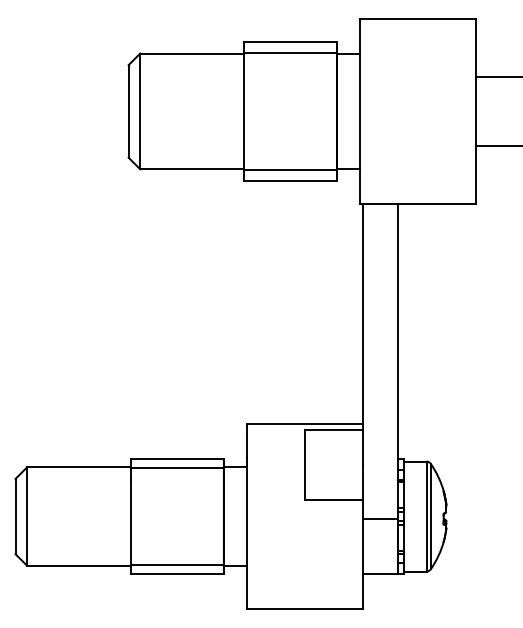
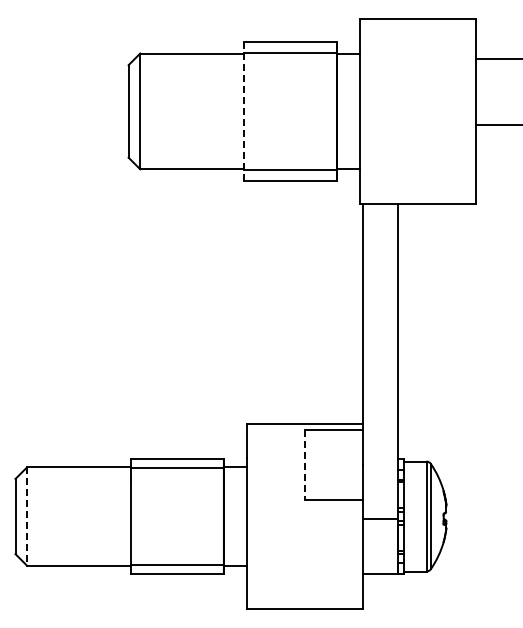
line position: (497, 76) -> (497, 58) (497, 58)
line: solid -> dashed (244, 111)
line position: (497, 146) -> (497, 125) (497, 125)
line: solid -> dashed (304, 465)
line: solid -> dashed (27, 517)
